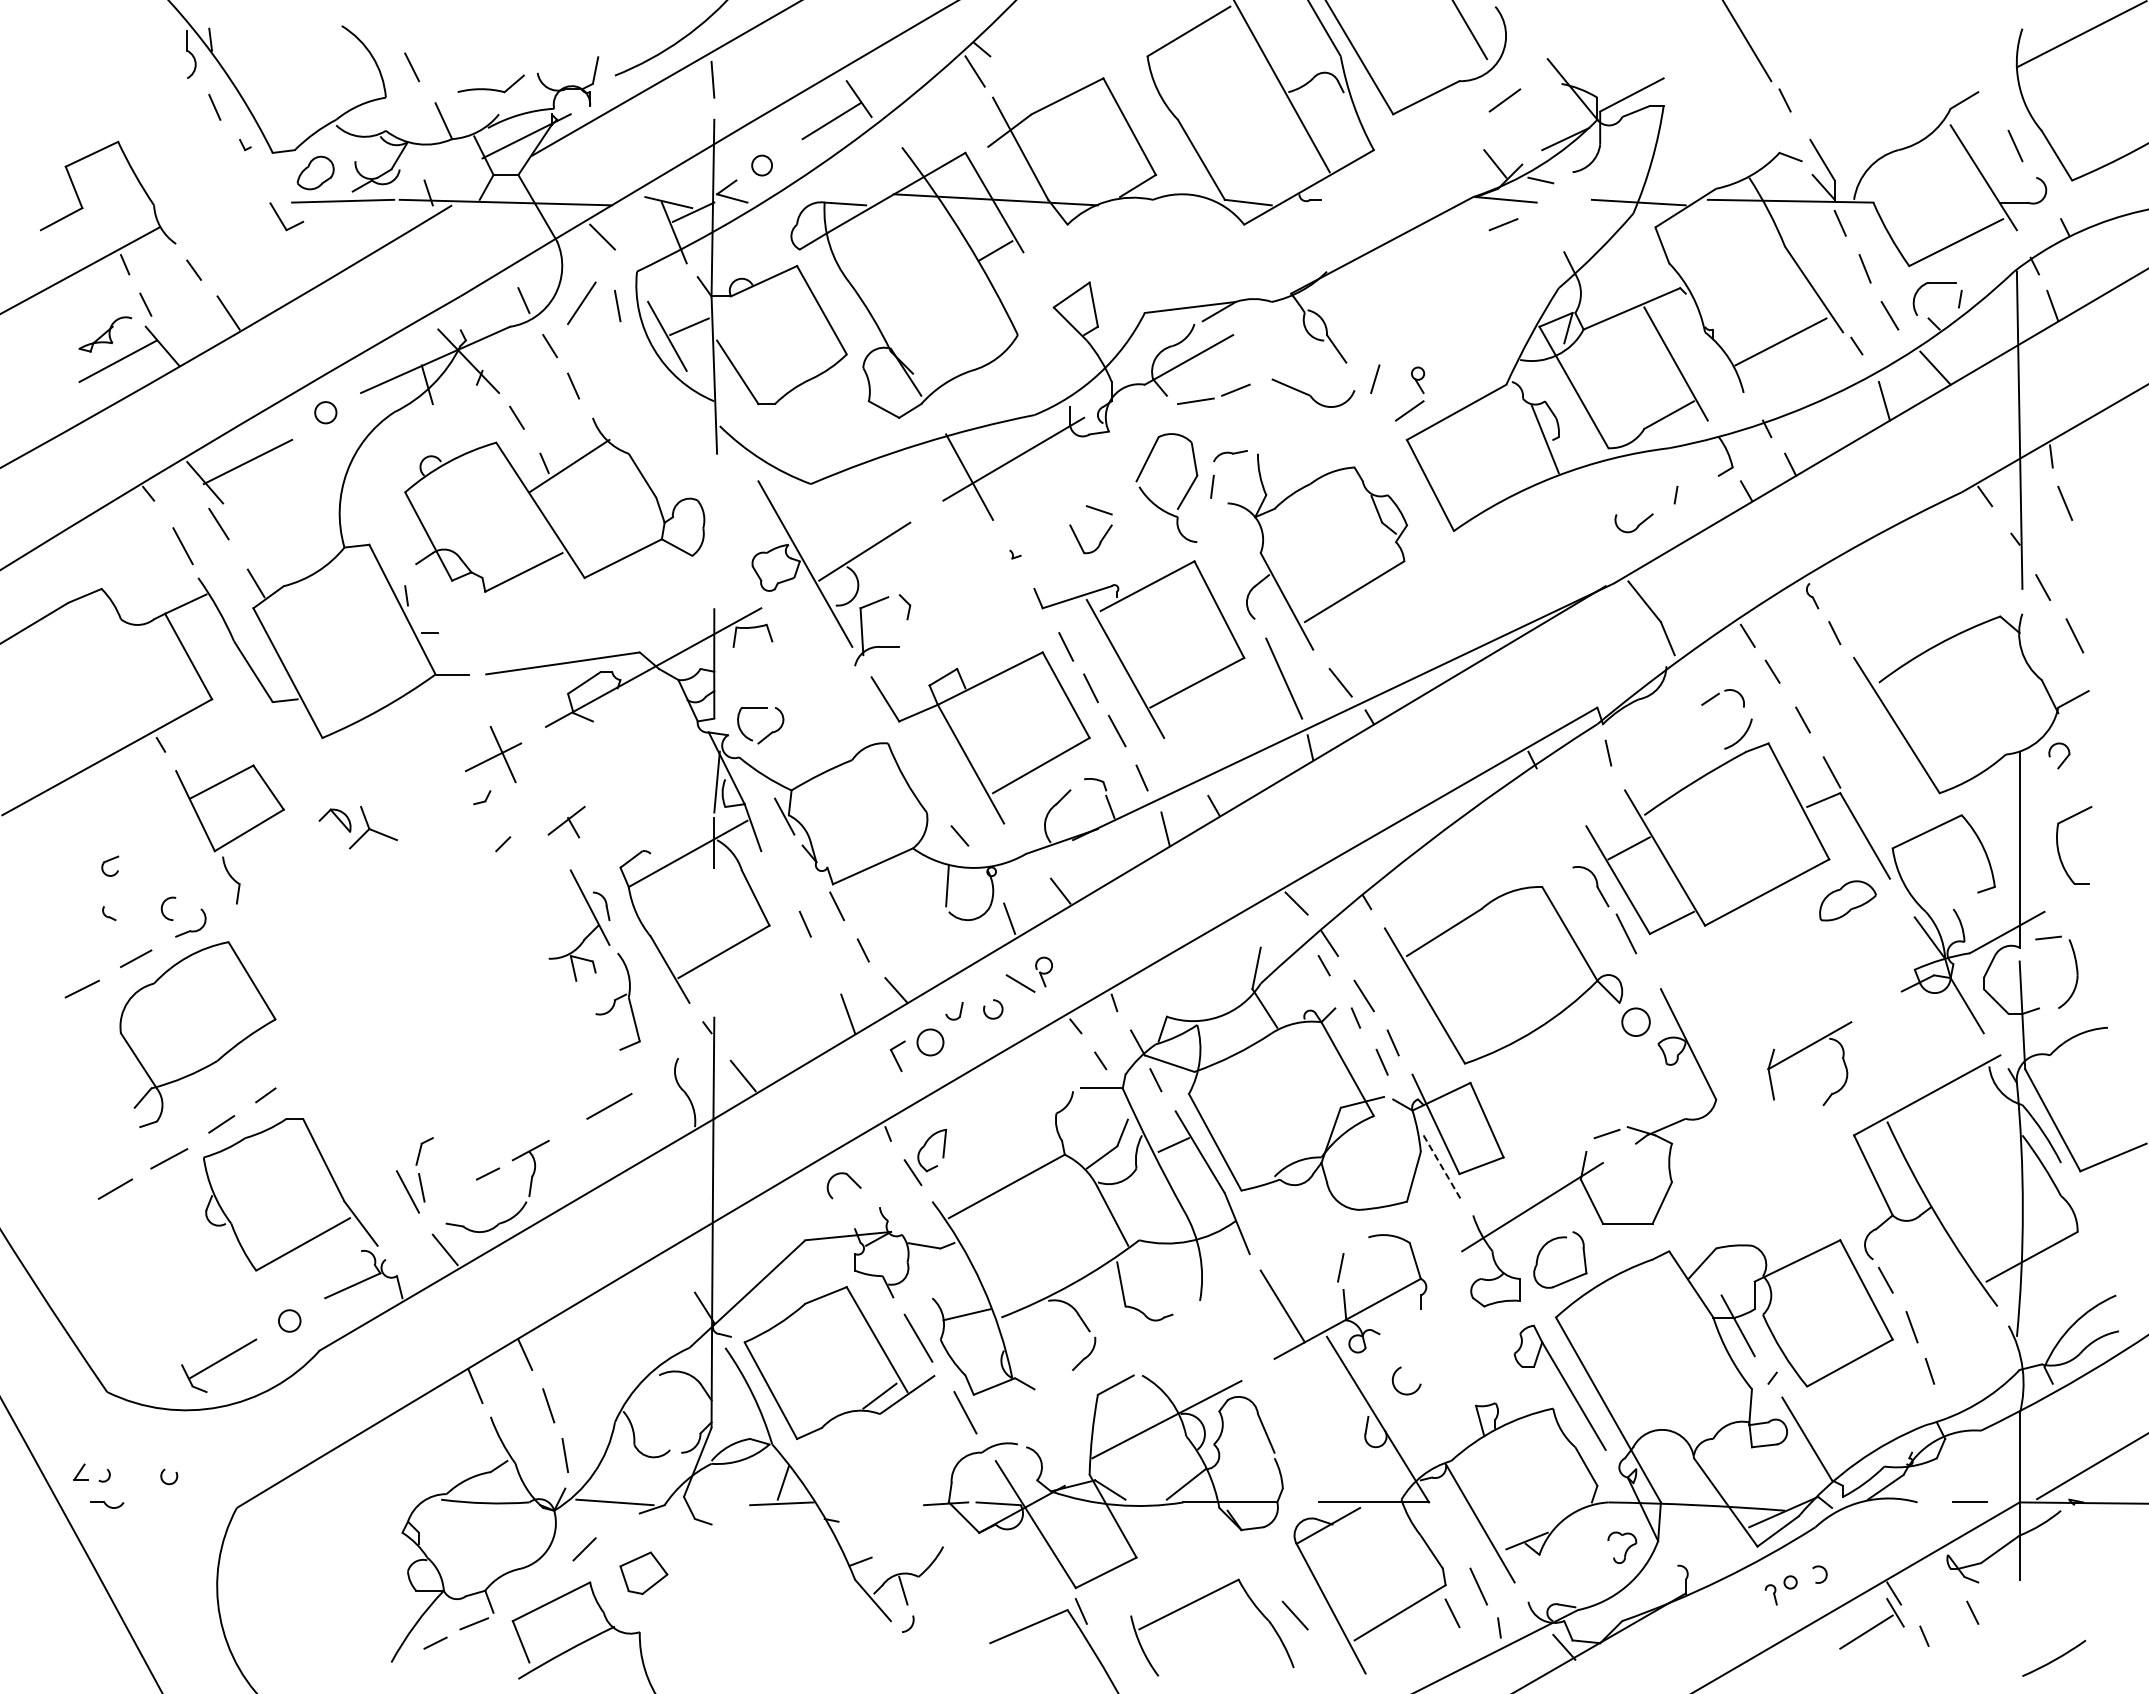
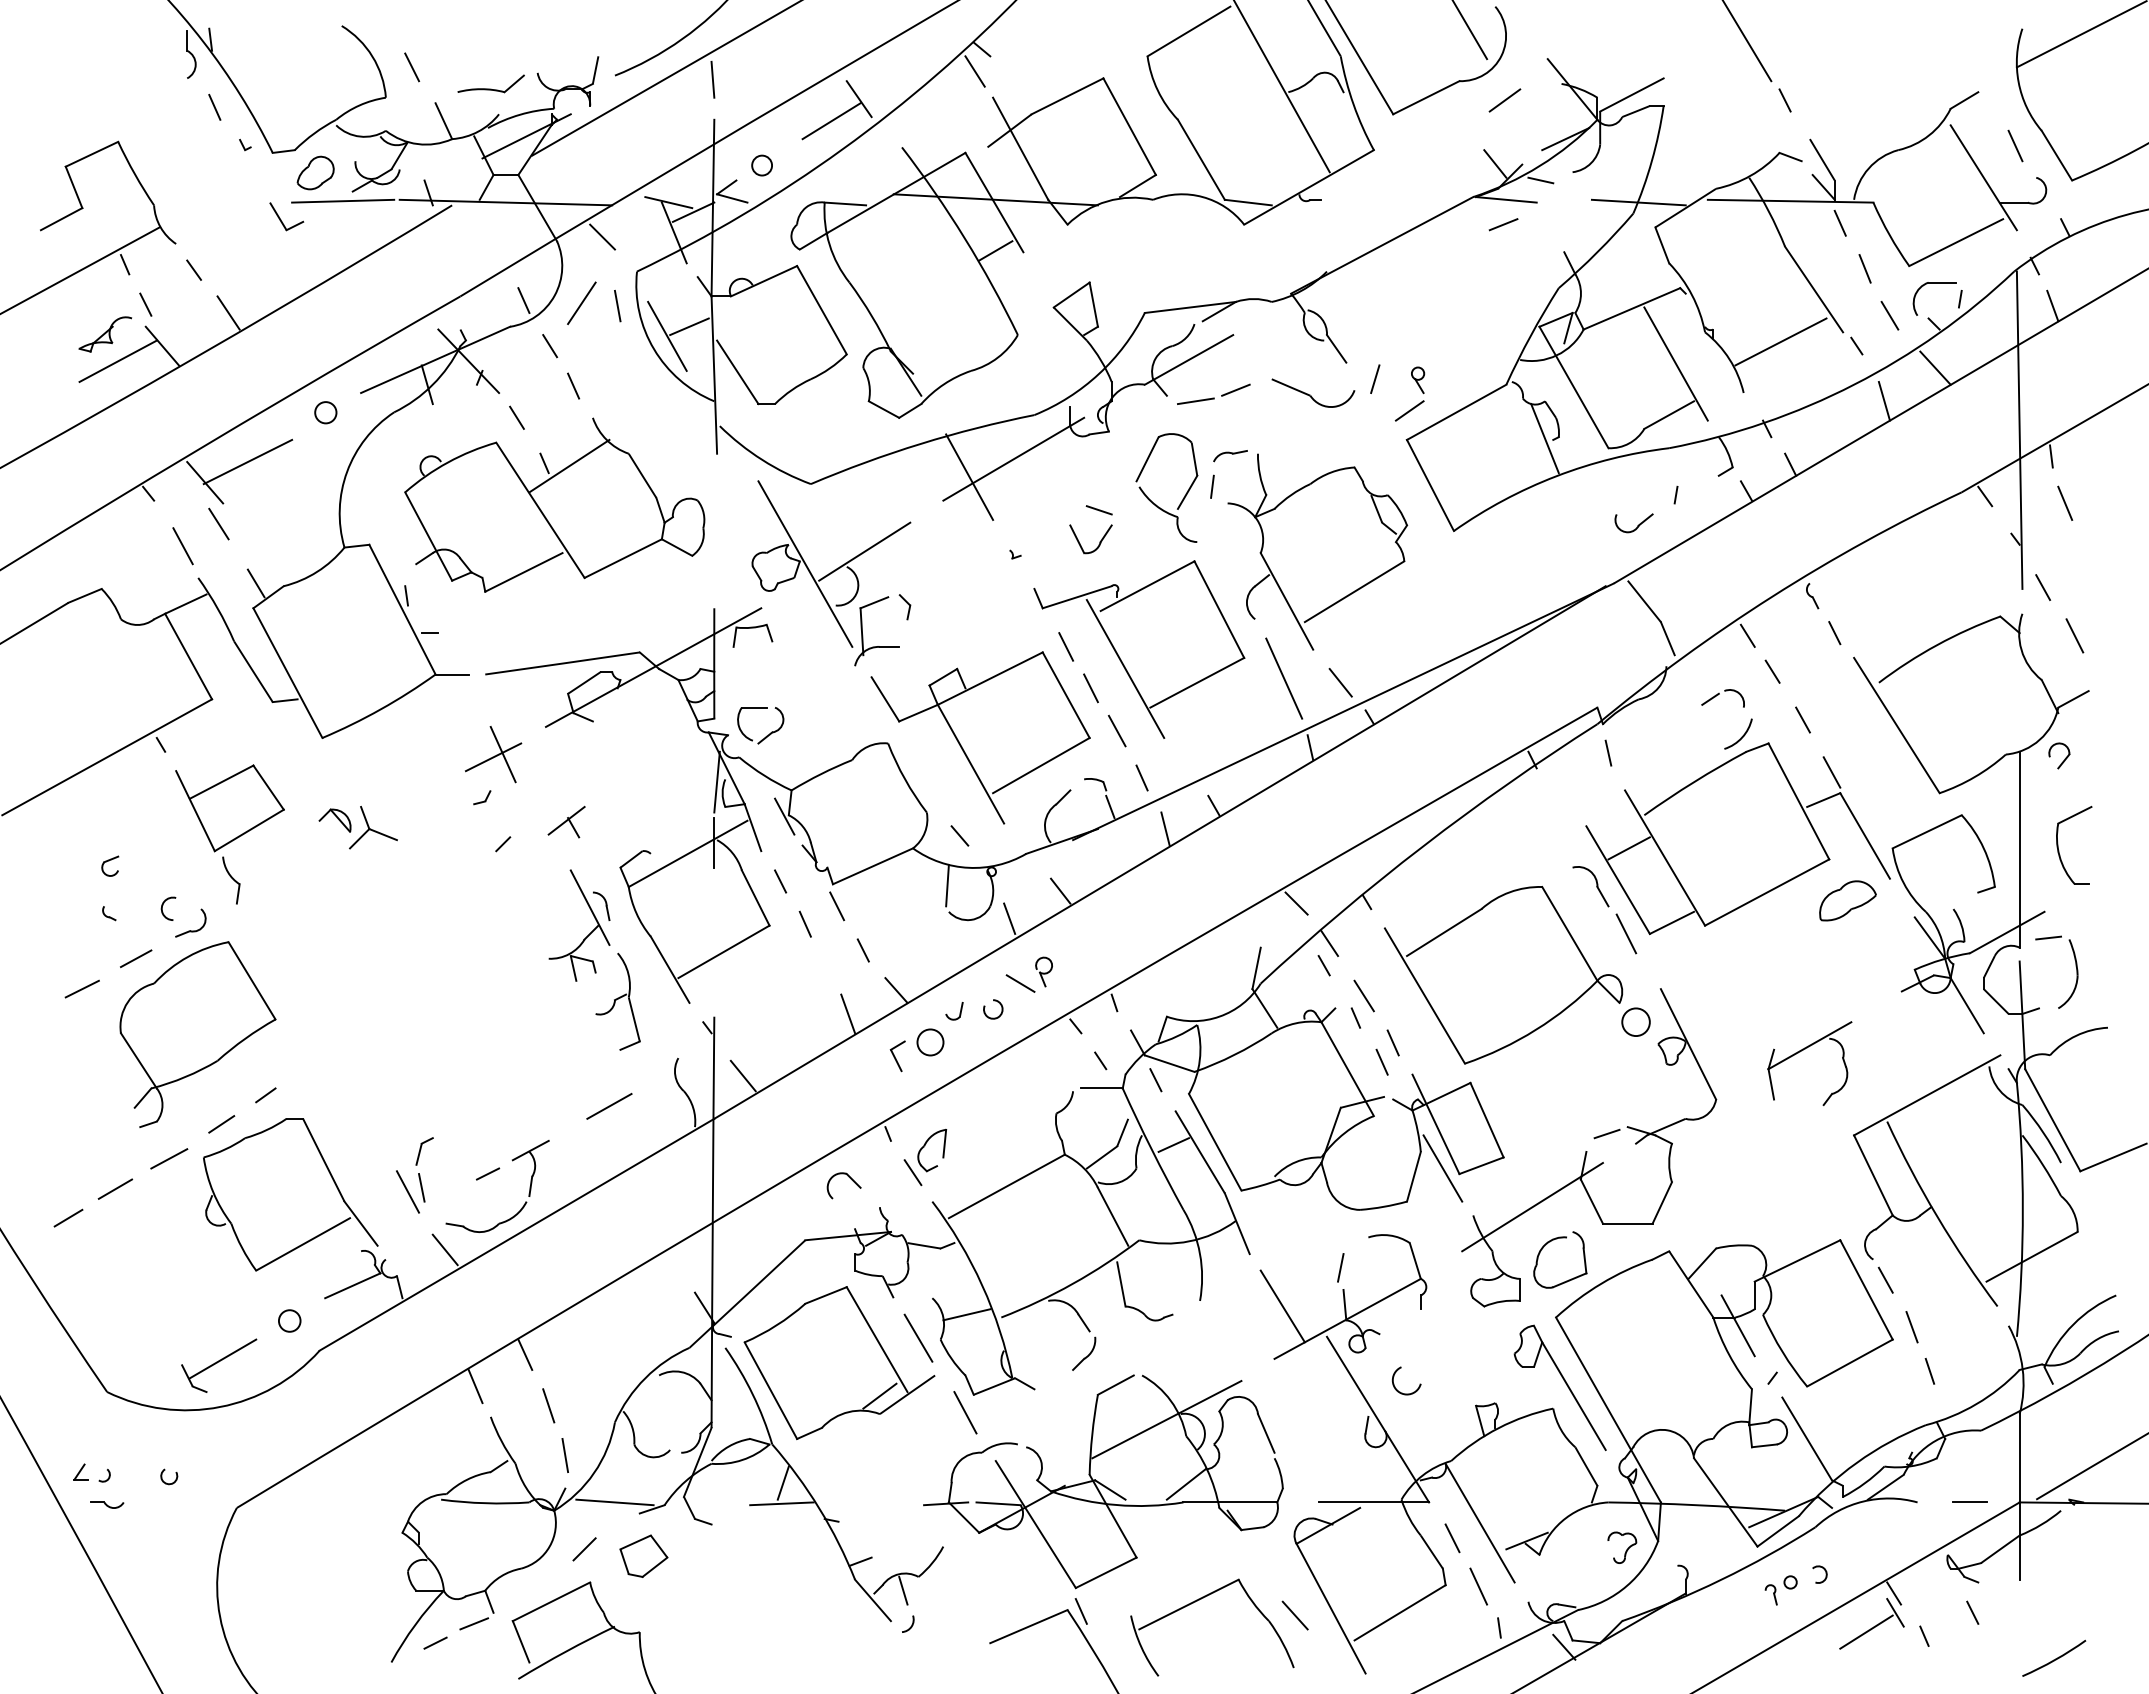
line: none -> present (780, 881)
line: dashed -> solid (1443, 1168)
line: none -> present (68, 1217)
part position: (643, 1572) -> (643, 1555) (643, 1555)
line position: (1452, 1613) -> (1452, 1538) (1452, 1538)
